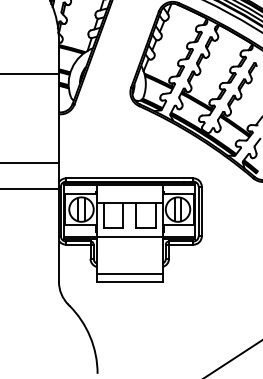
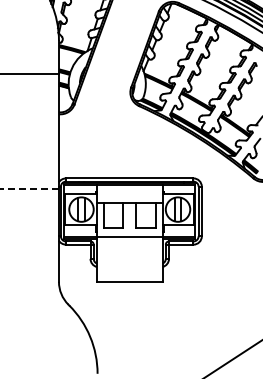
line: present -> none (30, 163)
line: solid -> dashed (29, 188)
line: present -> none (129, 273)
